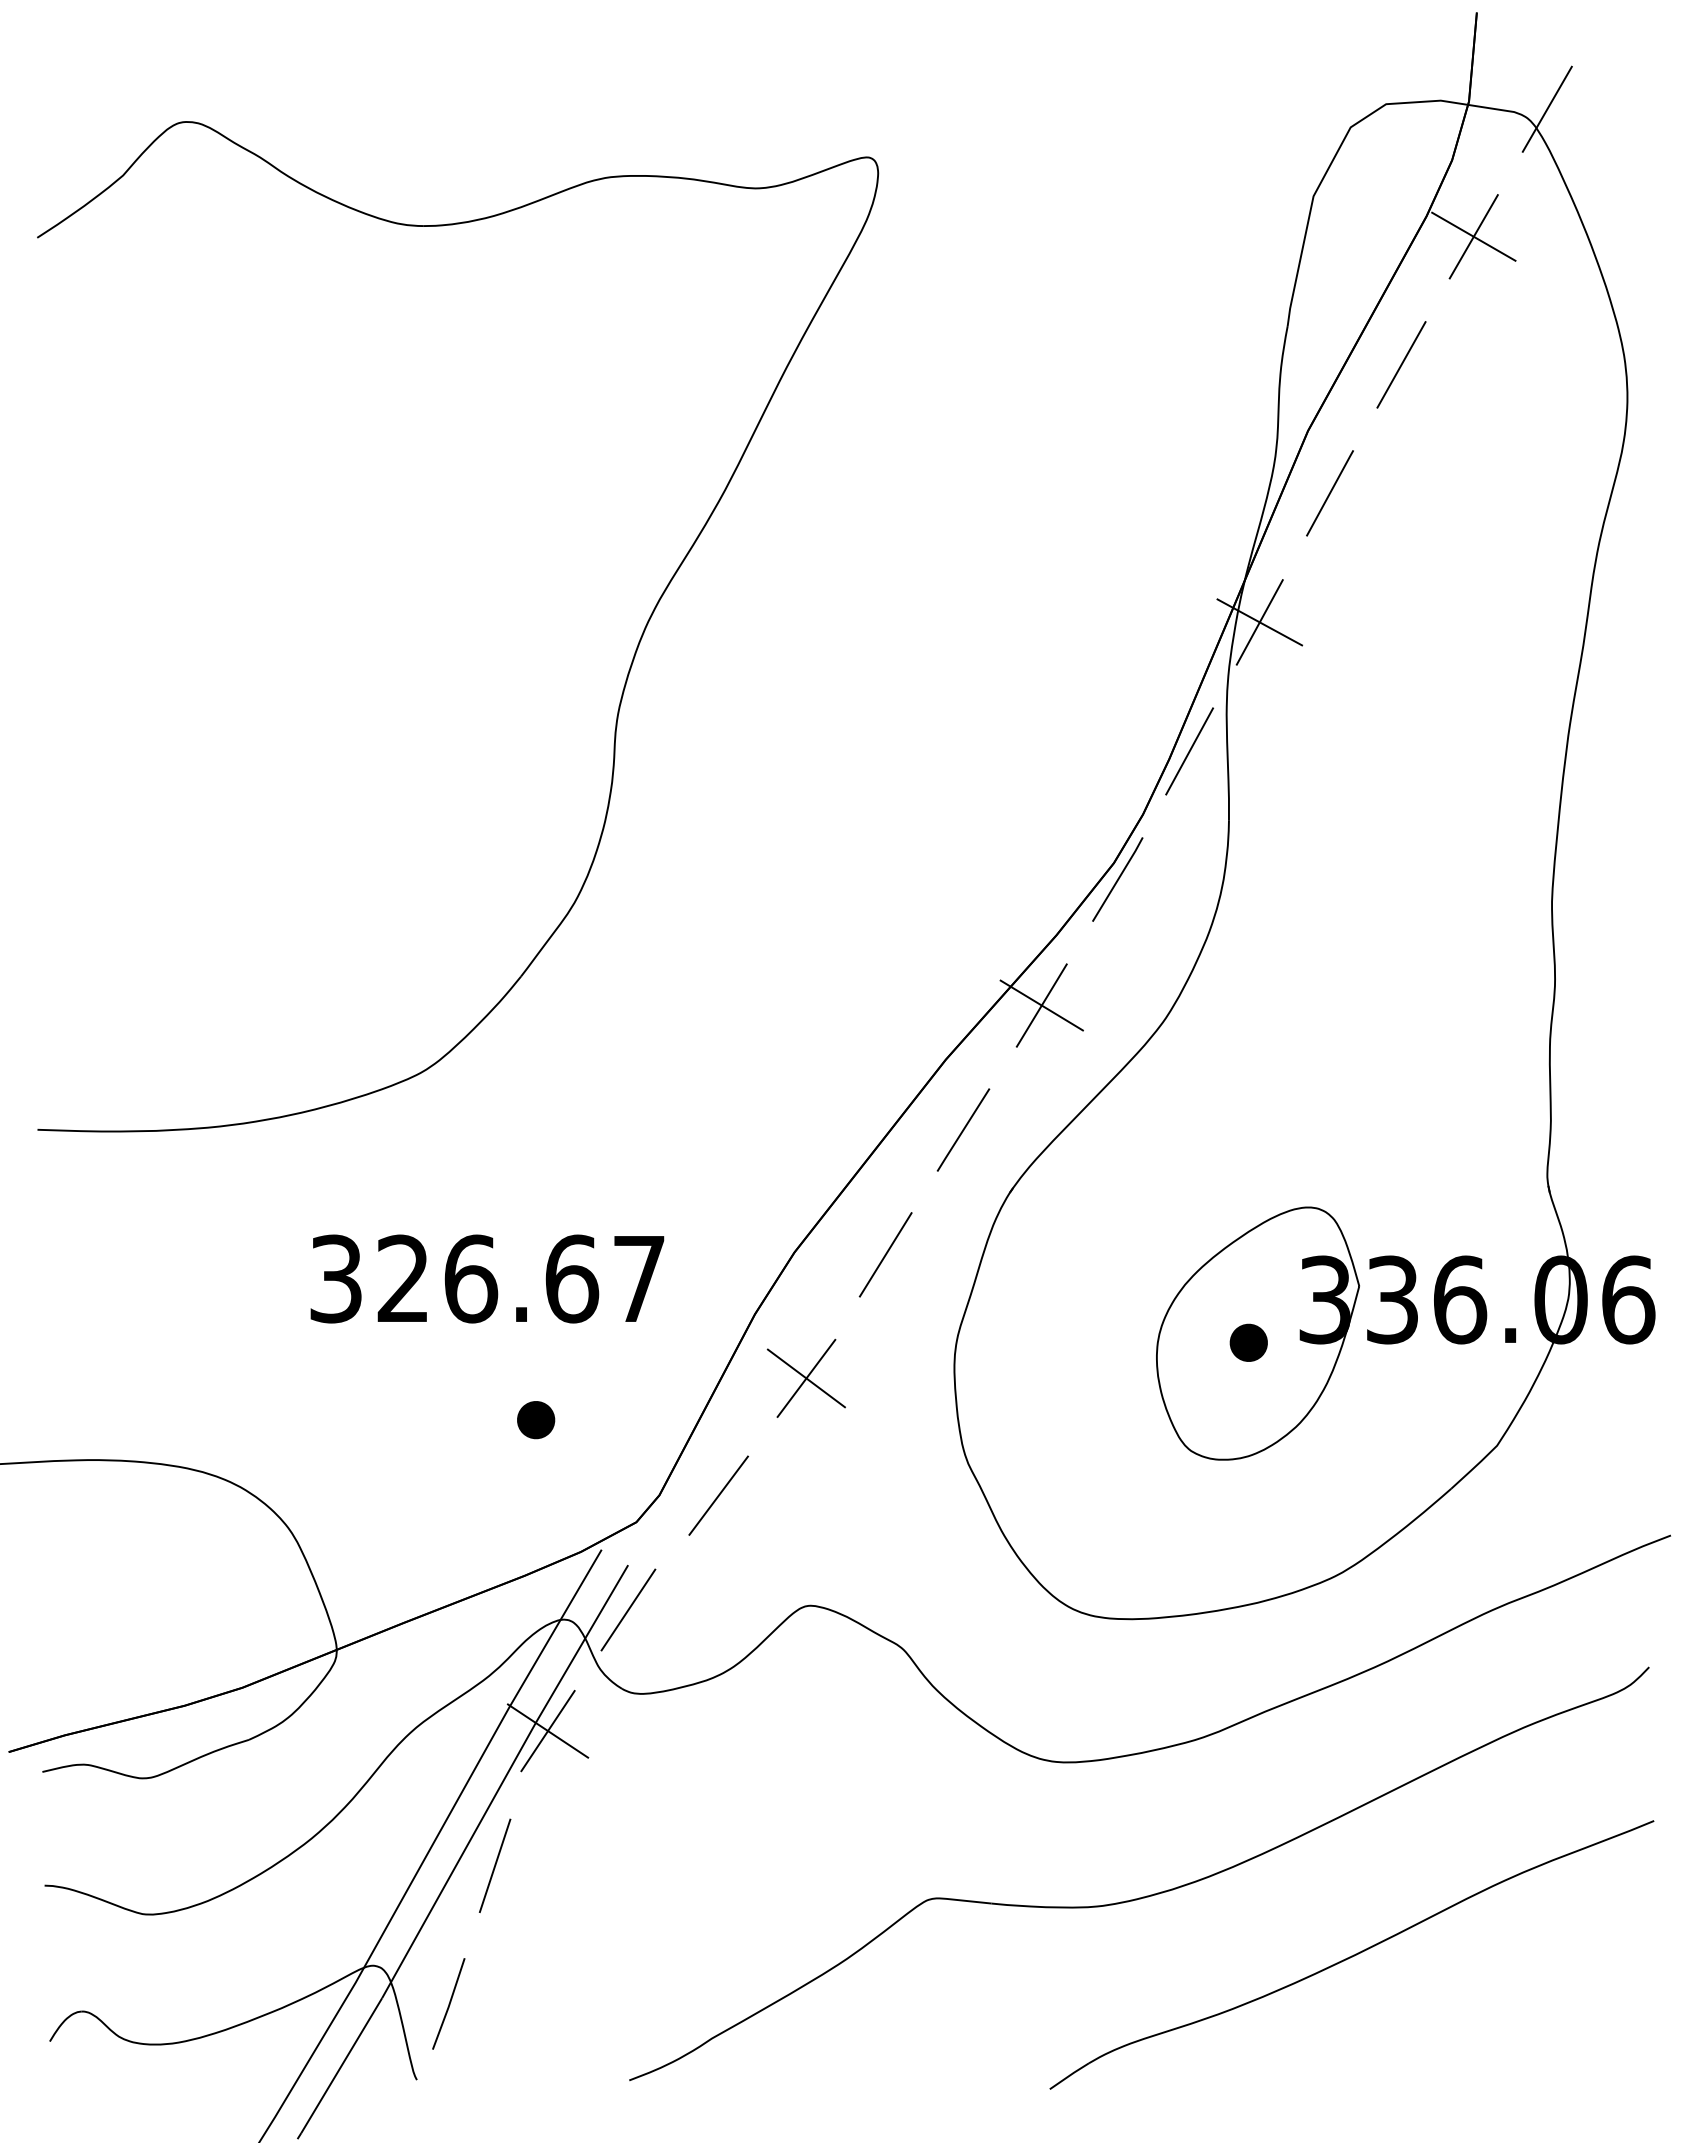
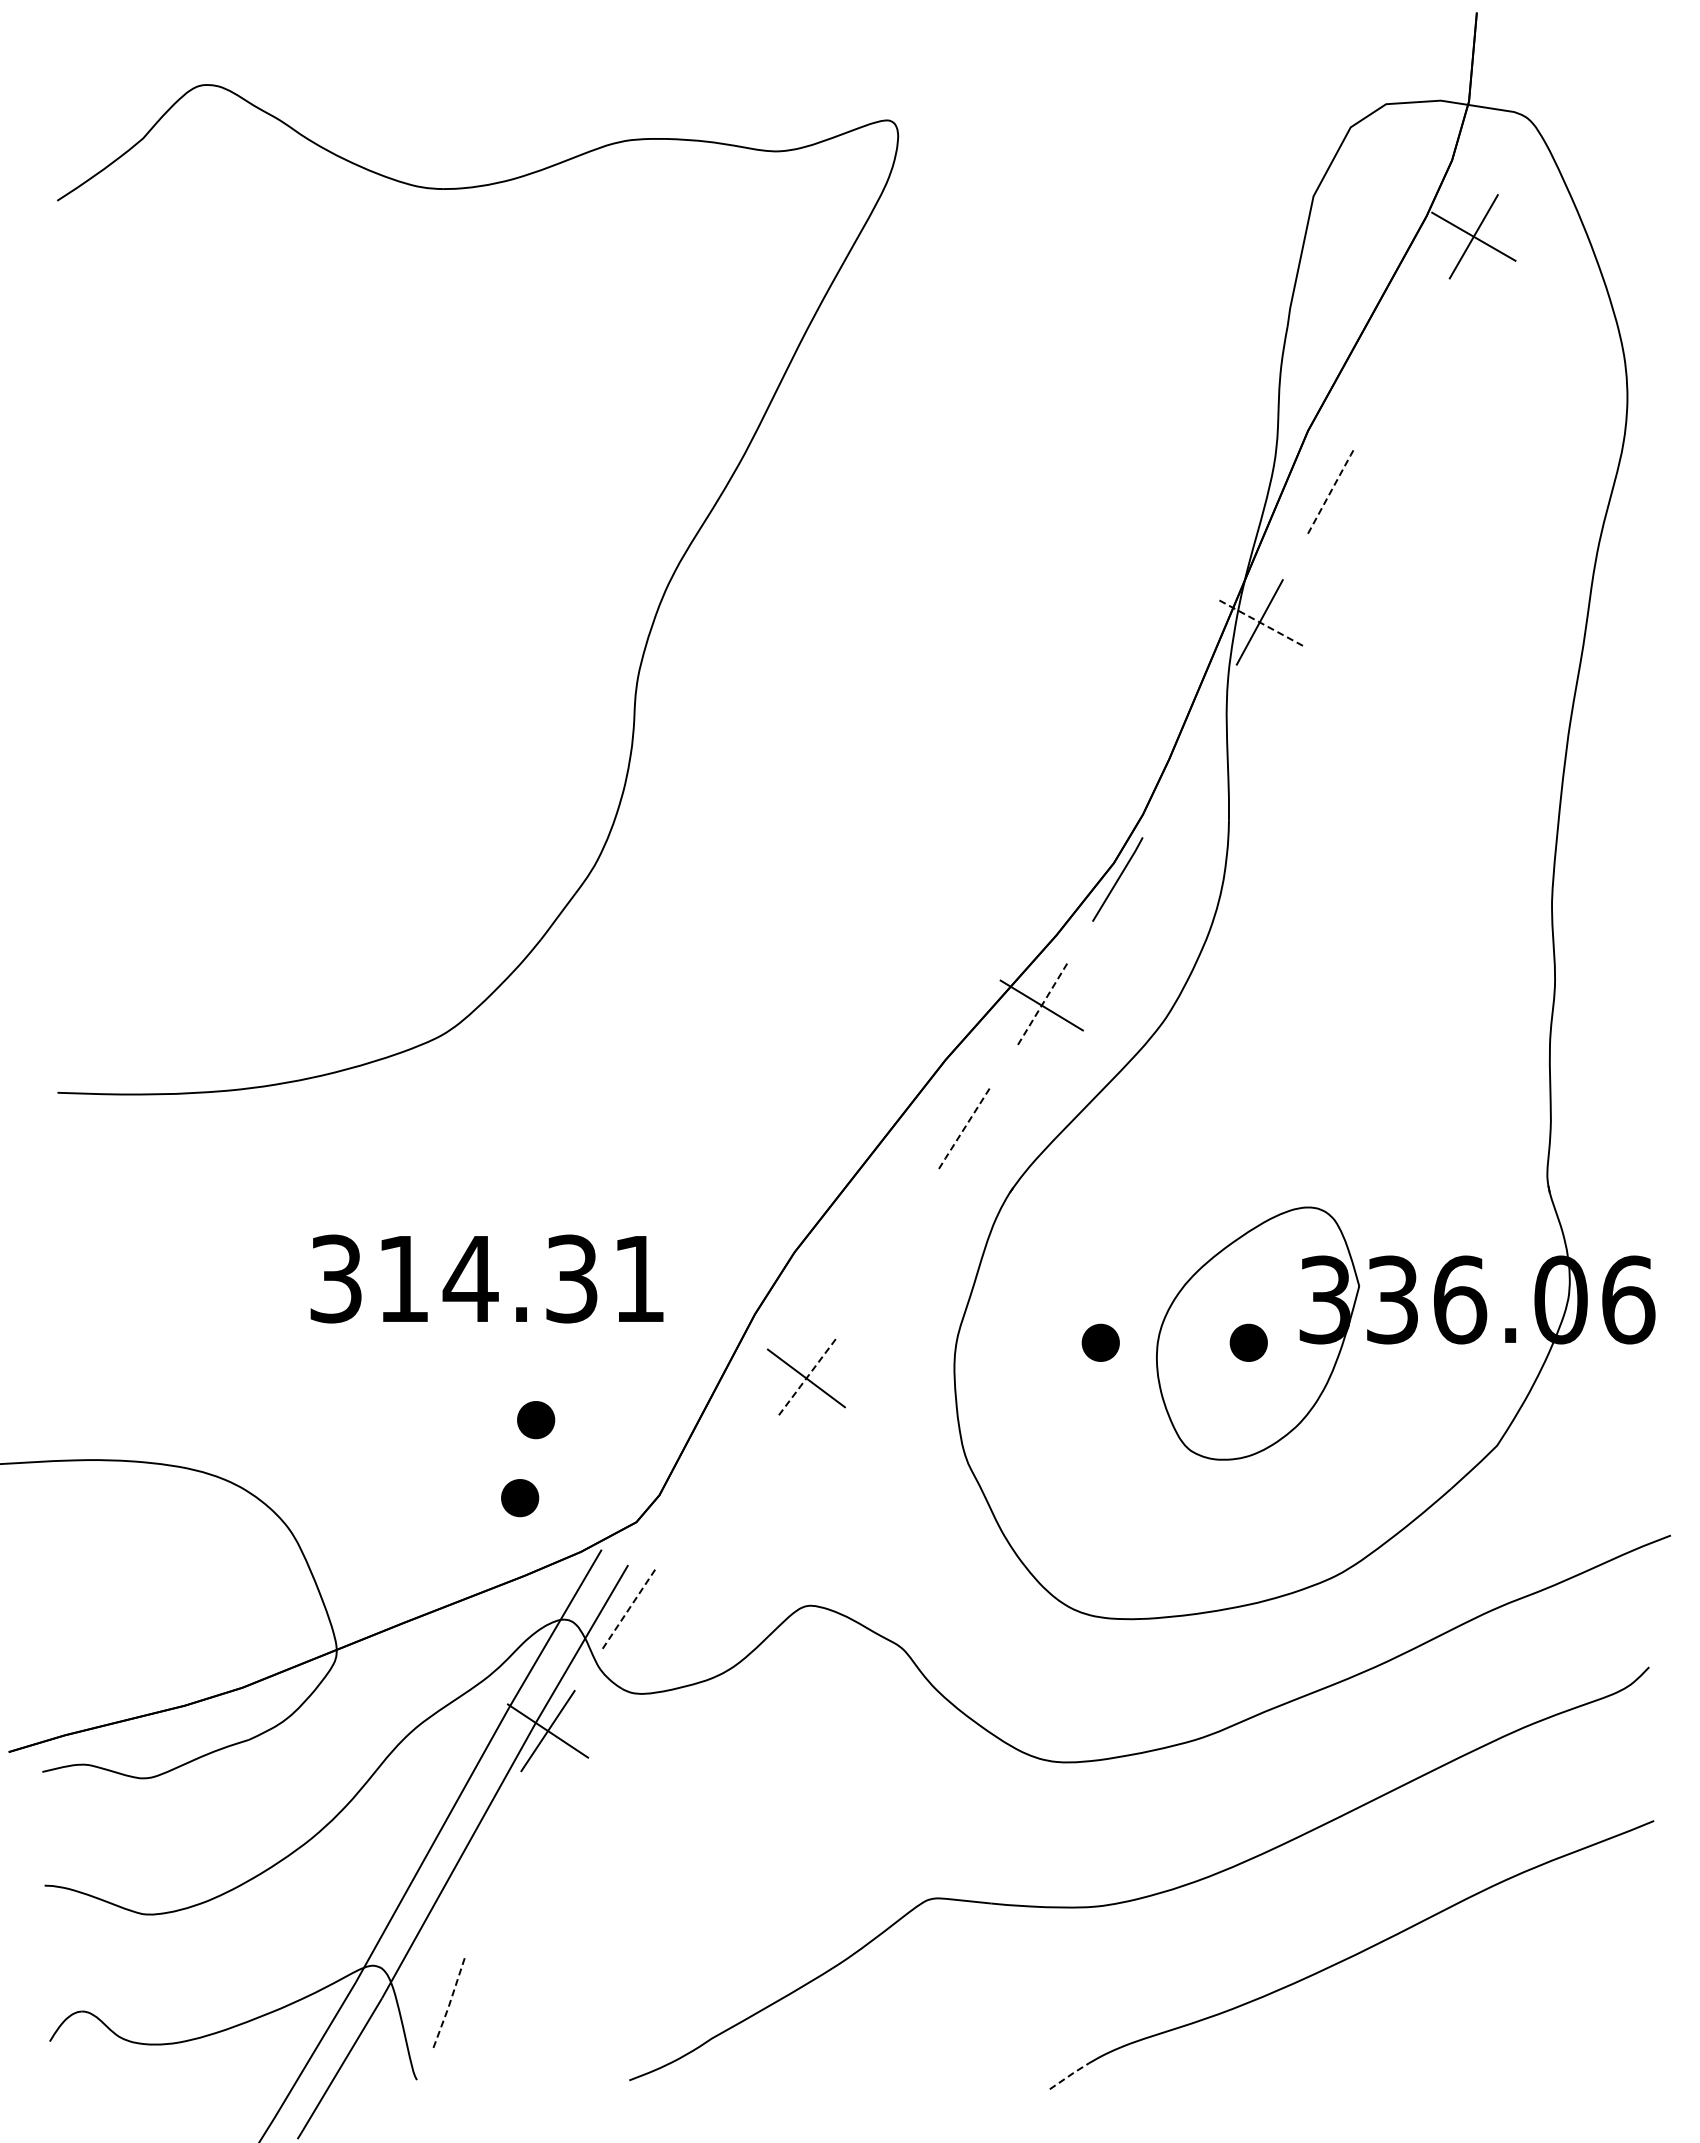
line: present -> none (1546, 108)
line: present -> none (1401, 364)
line: solid -> dashed (1330, 492)
line: solid -> dashed (1259, 622)
part position: (626, 676) -> (646, 639) (646, 639)
line: present -> none (1189, 751)
line: solid -> dashed (1041, 1005)
line: solid -> dashed (963, 1130)
line: present -> none (885, 1254)
text: 326.67 -> 314.31 (520, 1278)
part: none -> present (1100, 1342)
line: solid -> dashed (806, 1378)
line: present -> none (718, 1495)
part: none -> present (520, 1498)
line: solid -> dashed (628, 1610)
line: present -> none (494, 1865)
line: solid -> dashed (449, 2005)
line: solid -> dashed (1070, 2075)
